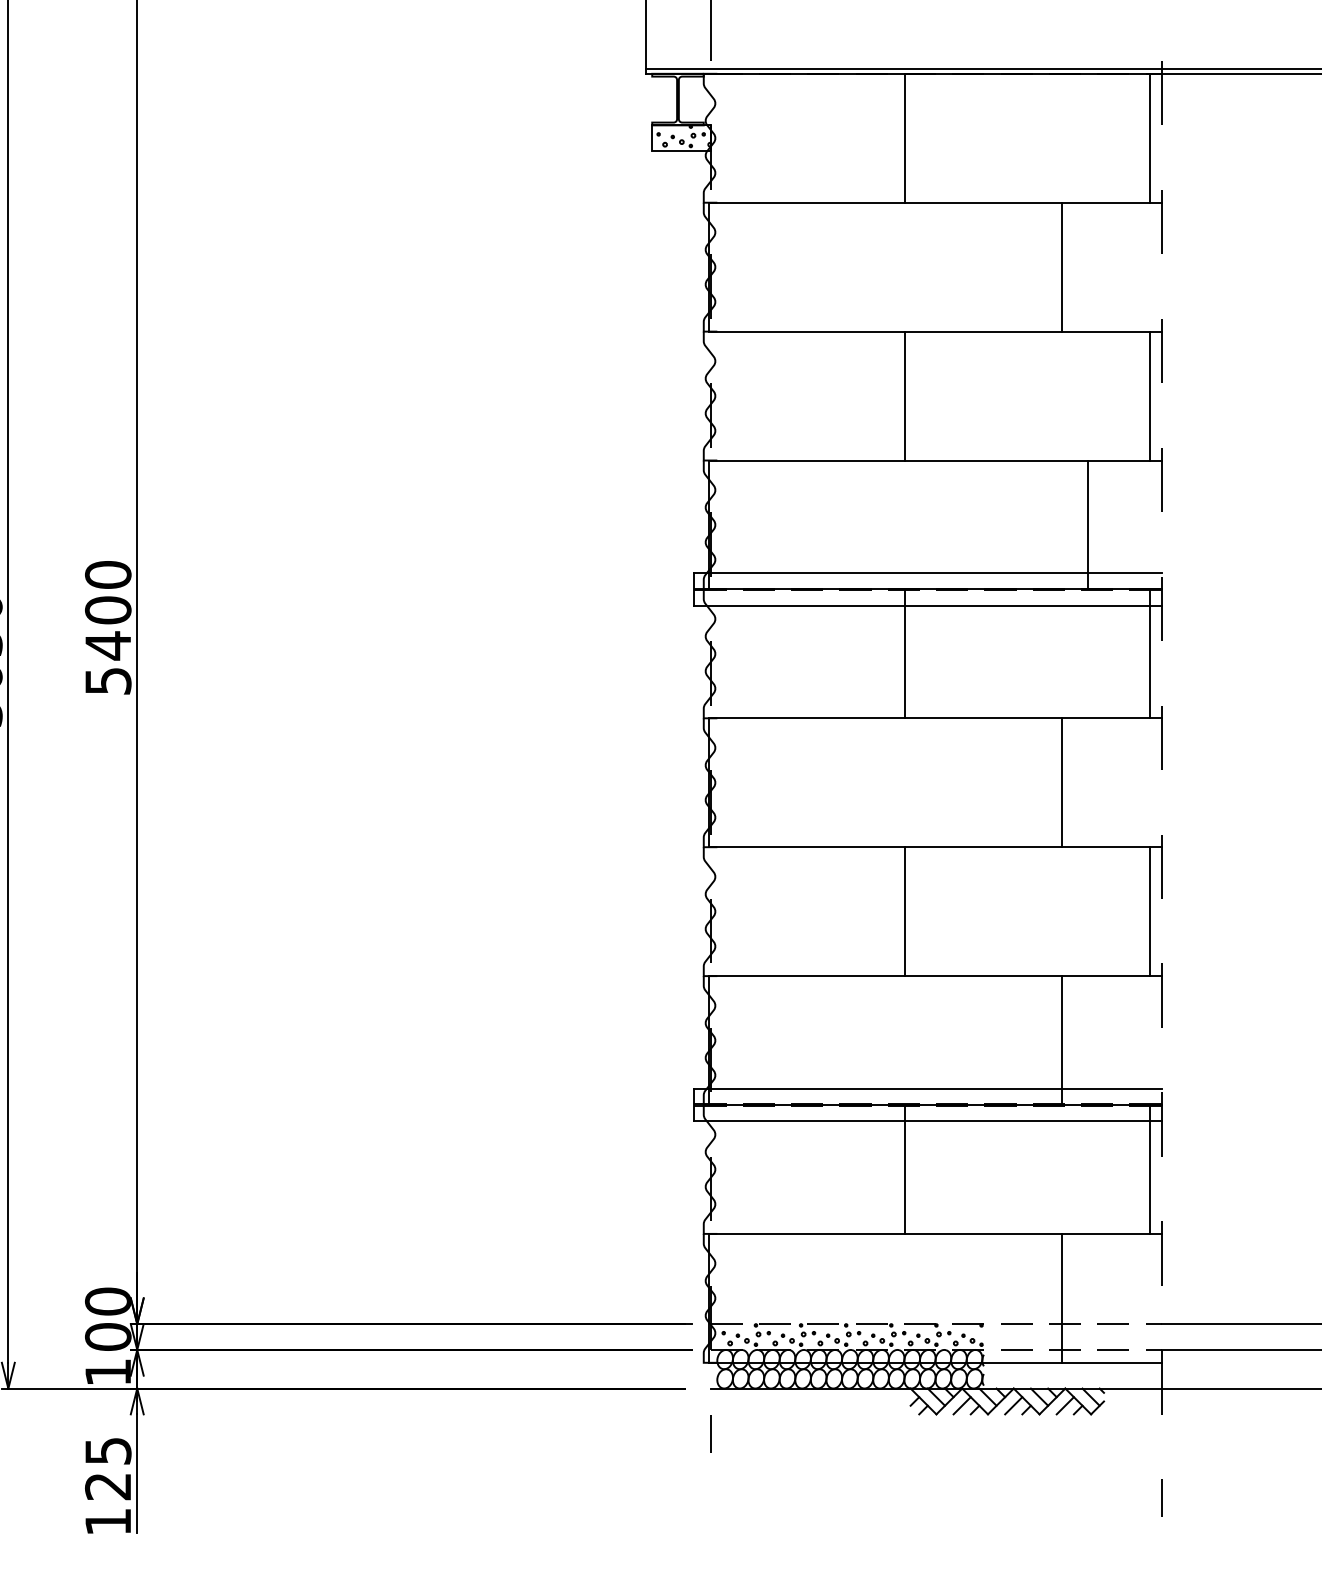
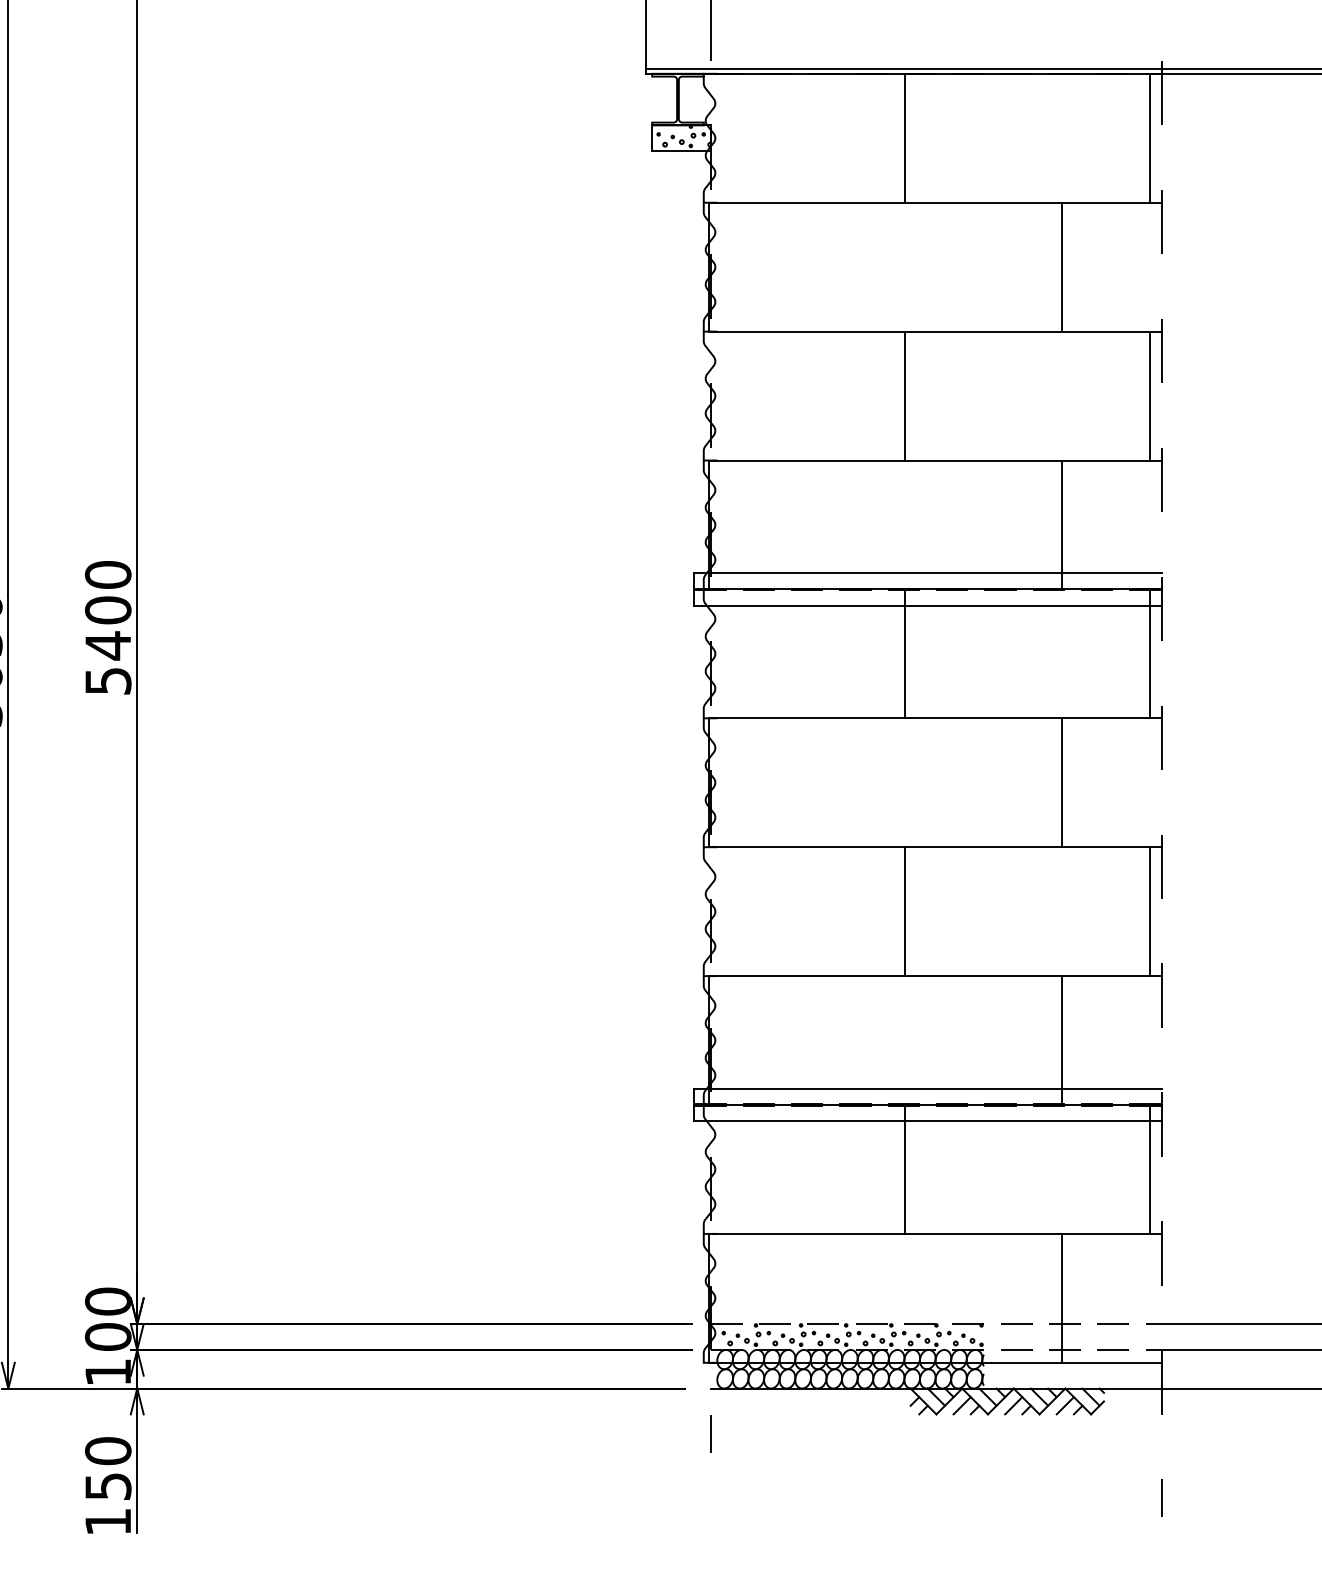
line position: (1088, 524) -> (1062, 524) (1062, 524)
text: 125 -> 150 (108, 1468)
